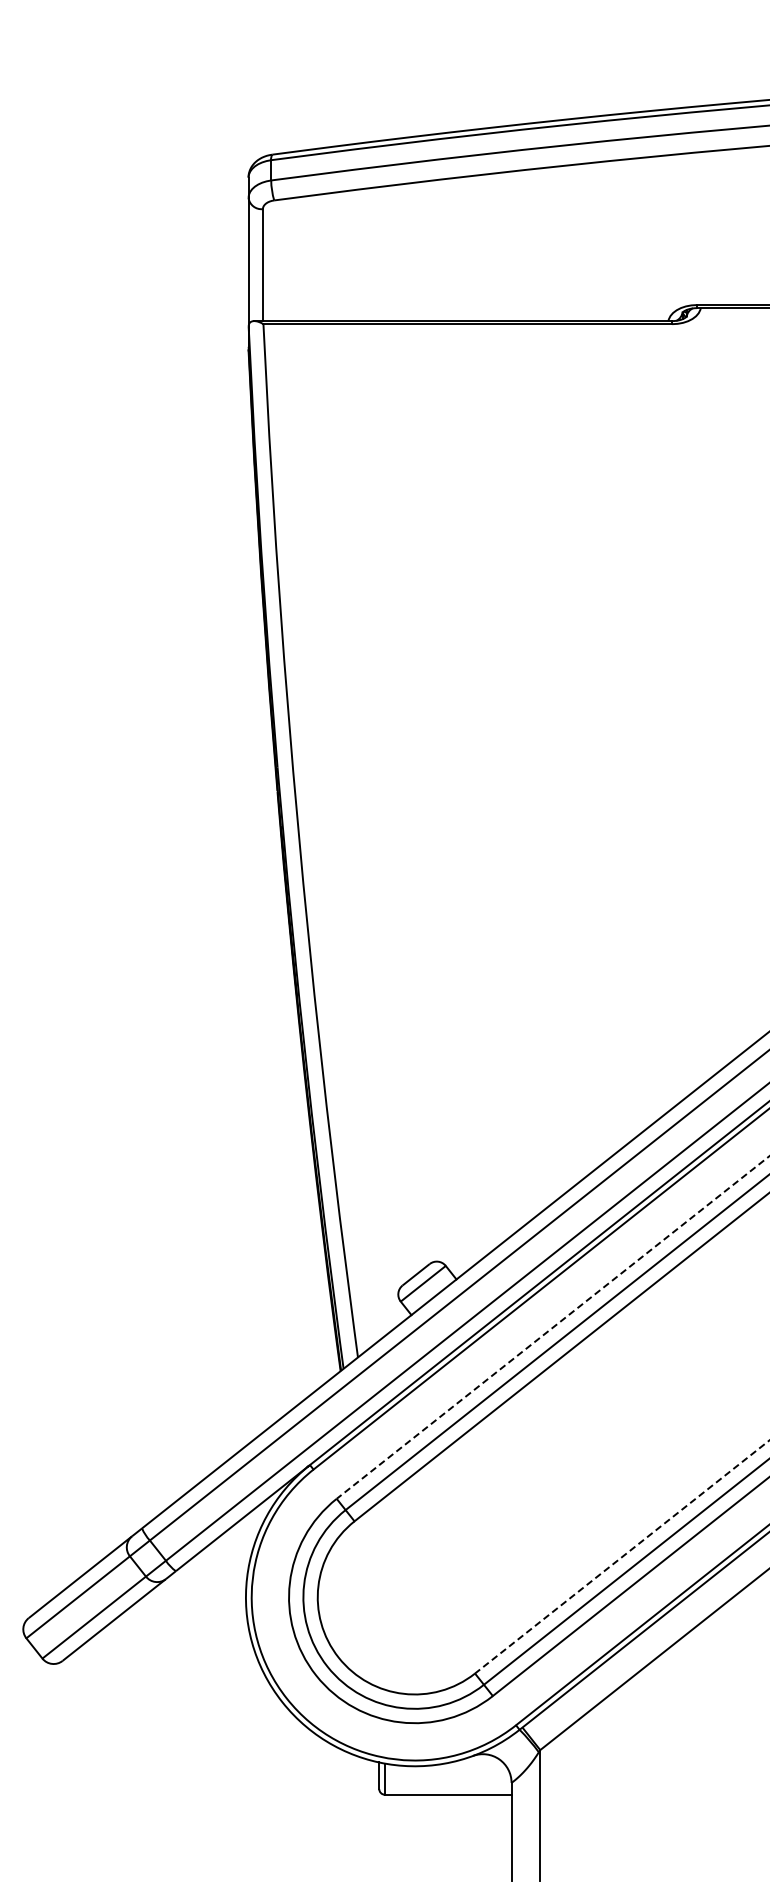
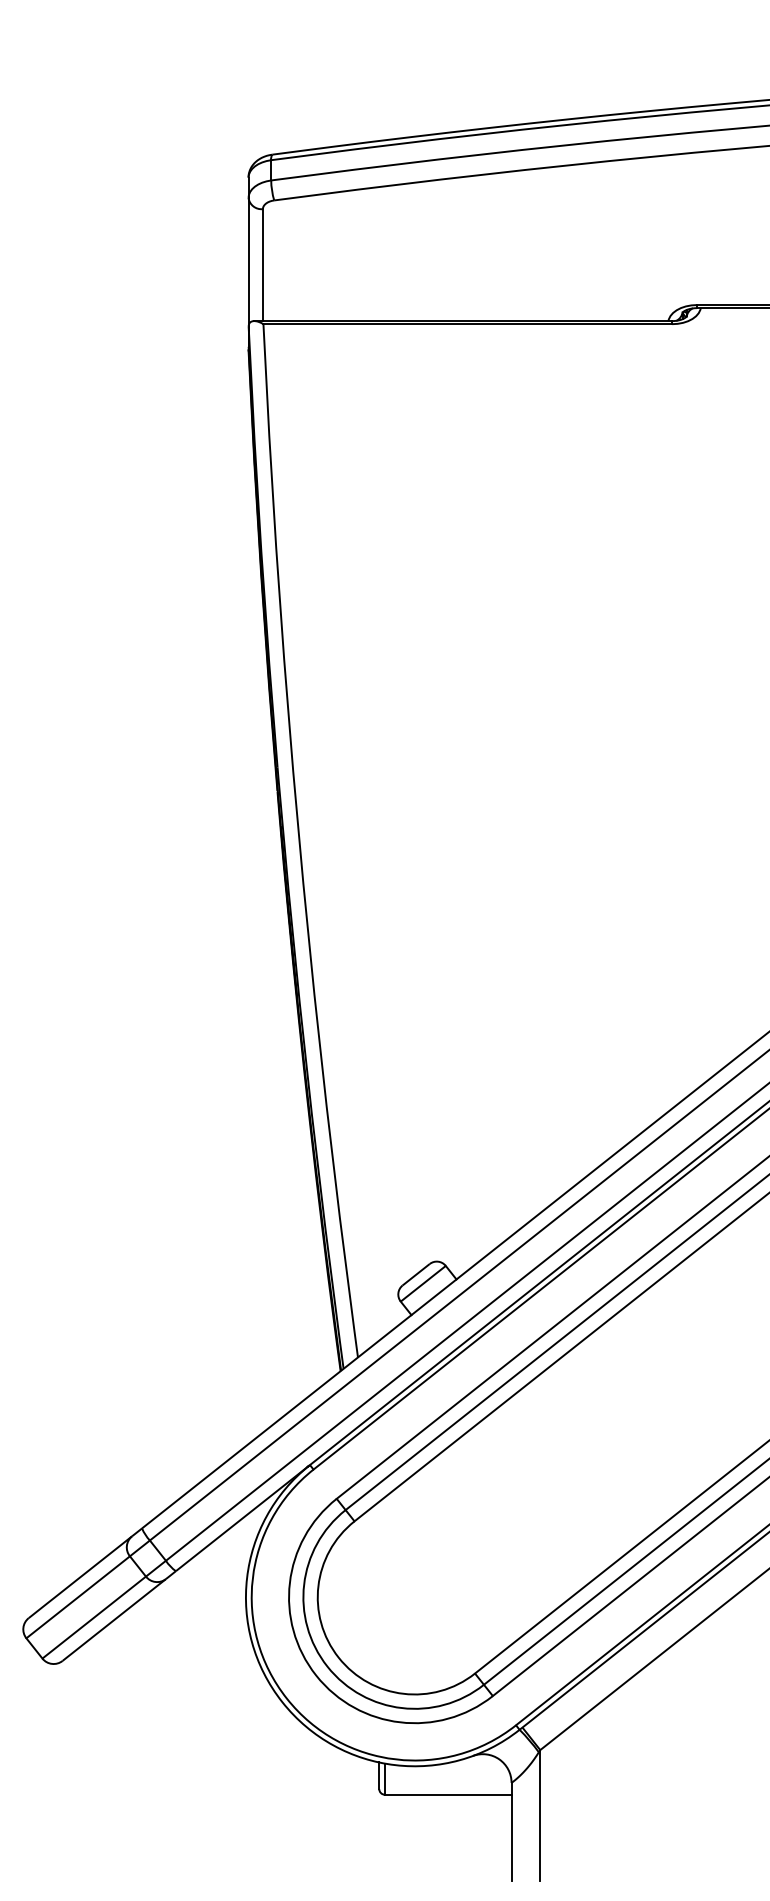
line: dashed -> solid (552, 1327)
line: dashed -> solid (622, 1556)
